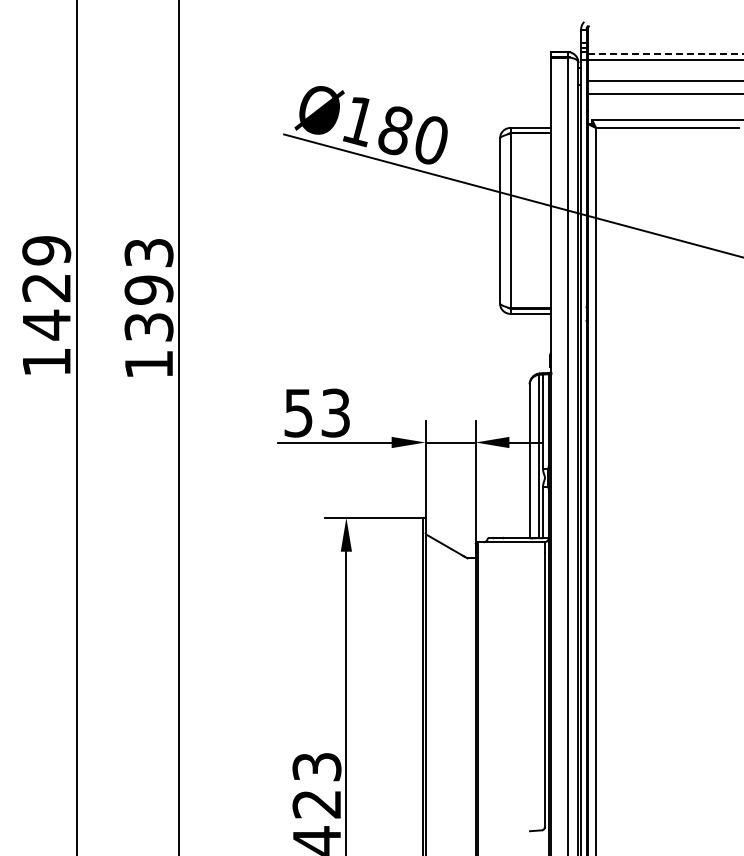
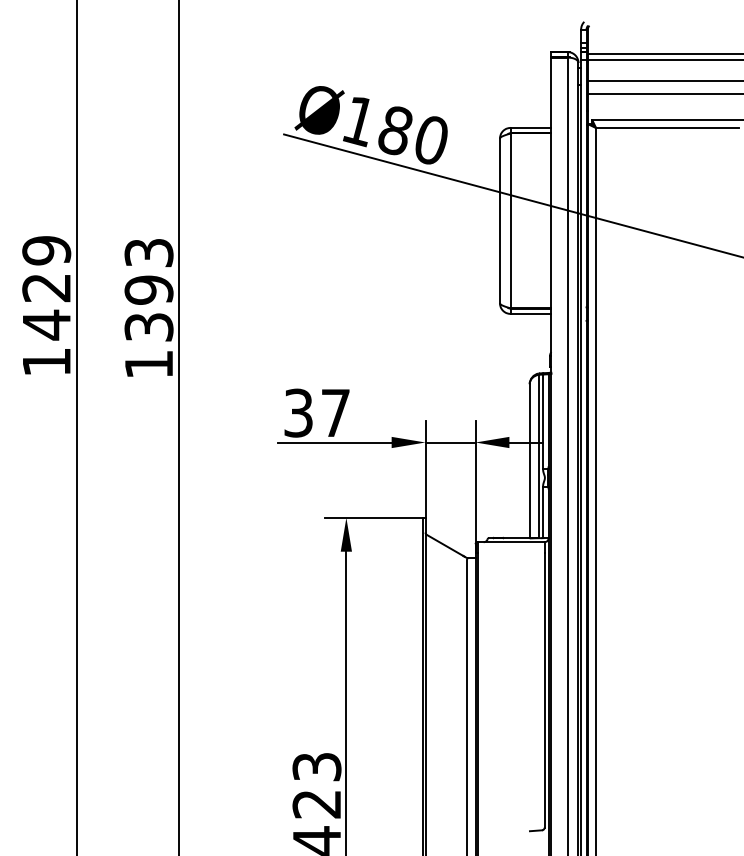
line: dashed -> solid (665, 53)
text: 53 -> 37 (317, 412)
line: none -> present (467, 706)
